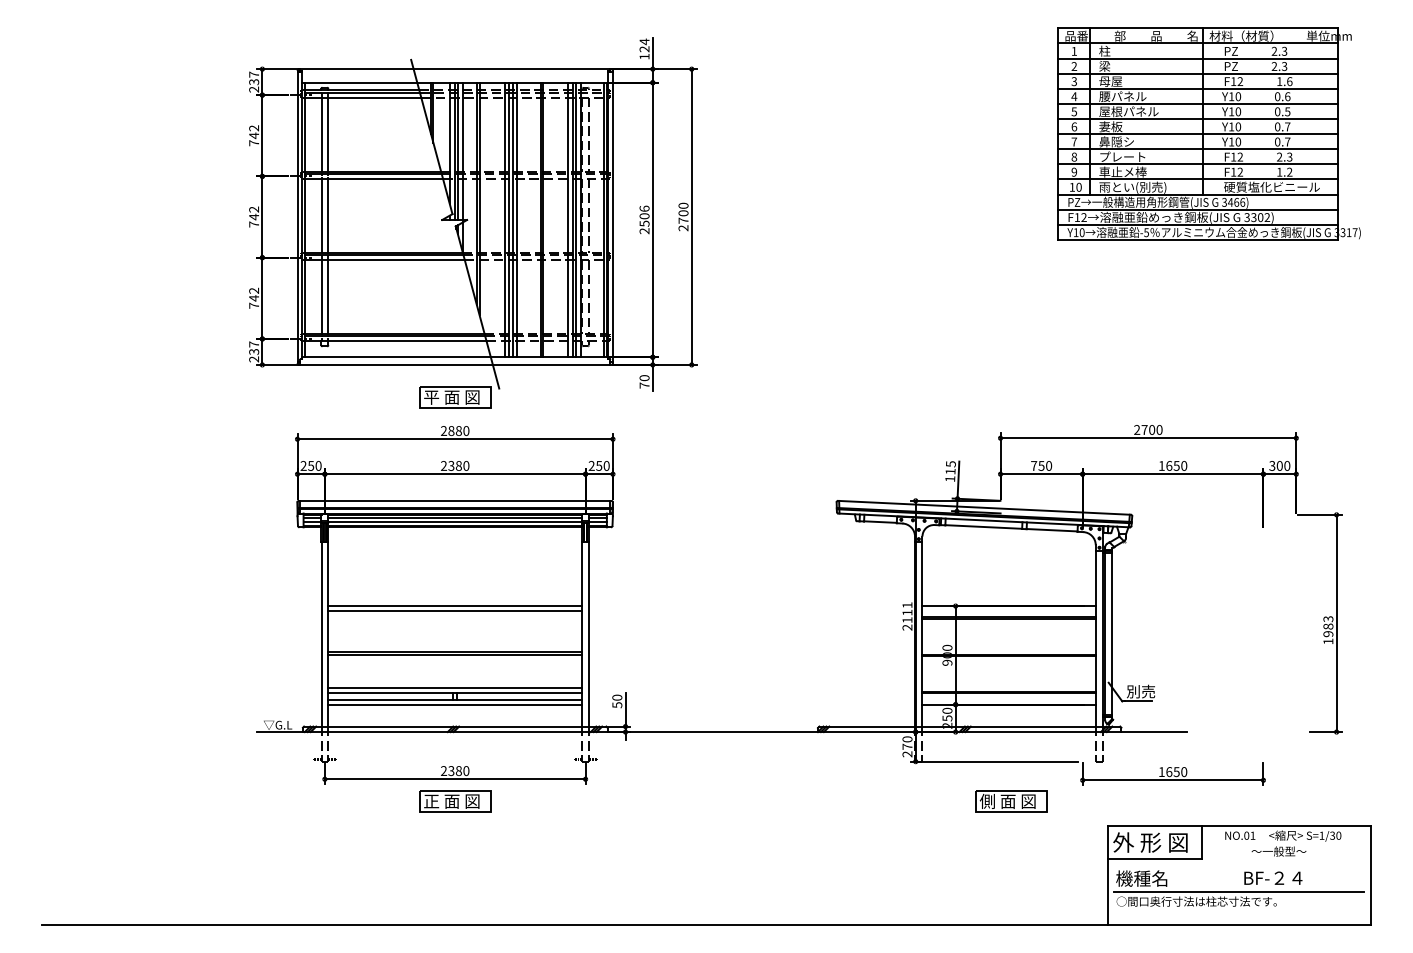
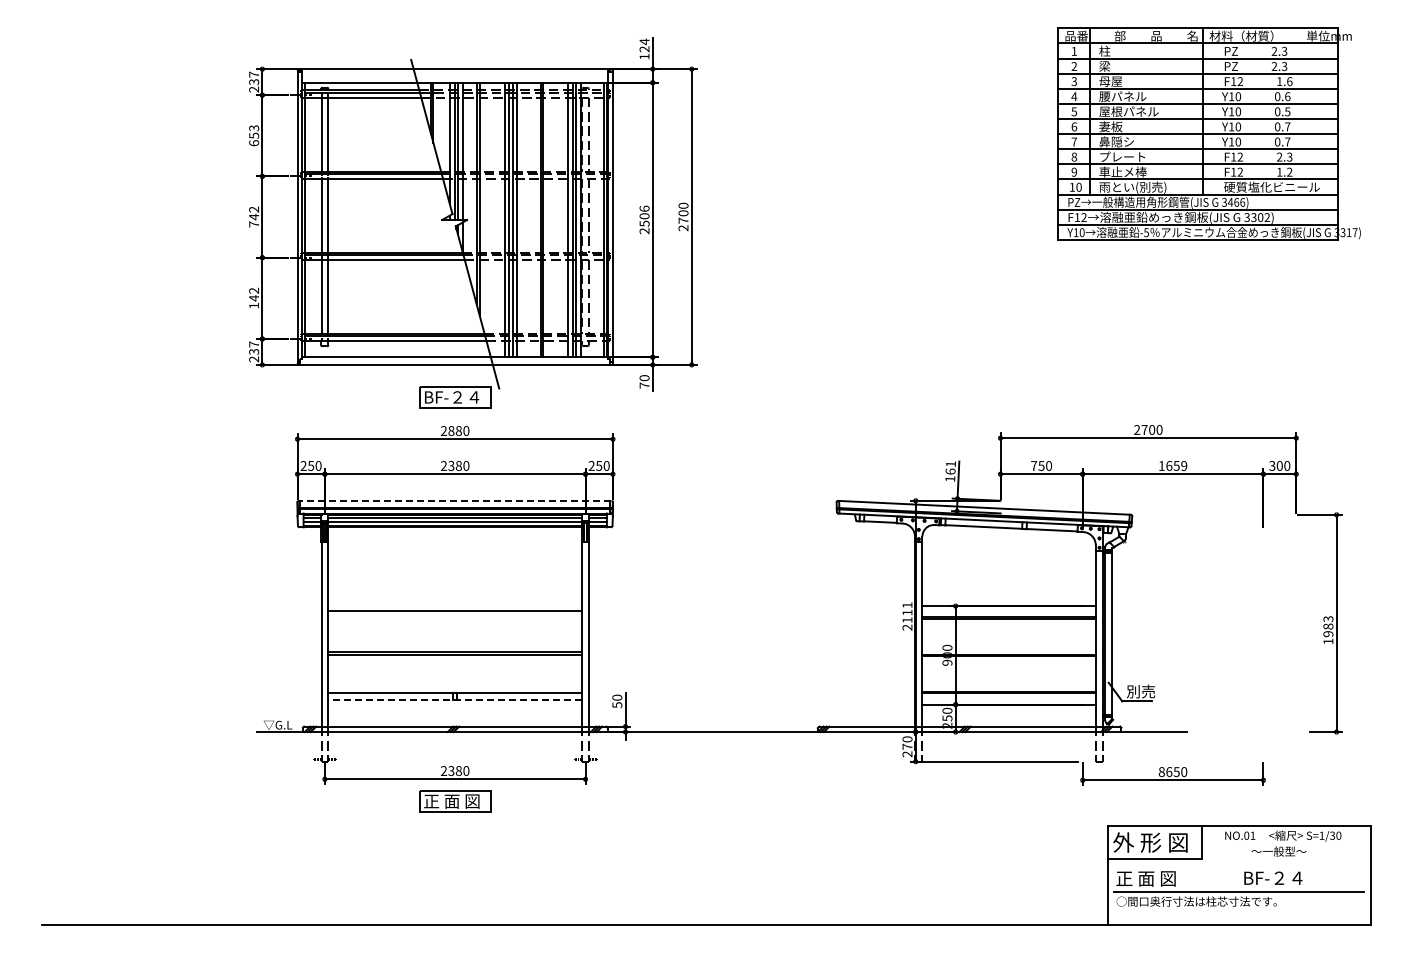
text: 742 -> 653 (254, 135)
text: 742 -> 142 (253, 305)
text: 平 面 図 -> BF-２４ (451, 397)
text: 1650 -> 1659 (1184, 465)
text: 115 -> 161 (950, 467)
line: solid -> dashed (454, 500)
line: present -> none (455, 606)
line: present -> none (455, 688)
line: solid -> dashed (454, 699)
line: present -> none (455, 704)
text: 1650 -> 8650 (1161, 772)
part: present -> none (1011, 801)
text: 機種名 -> 正 面 図 (1145, 878)
